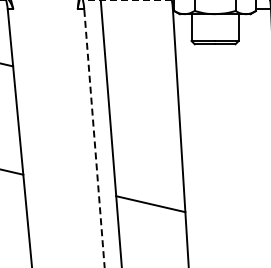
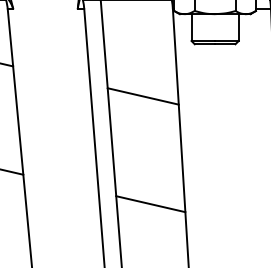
line: dashed -> solid (126, 0)
line: none -> present (142, 96)
line: dashed -> solid (94, 137)
